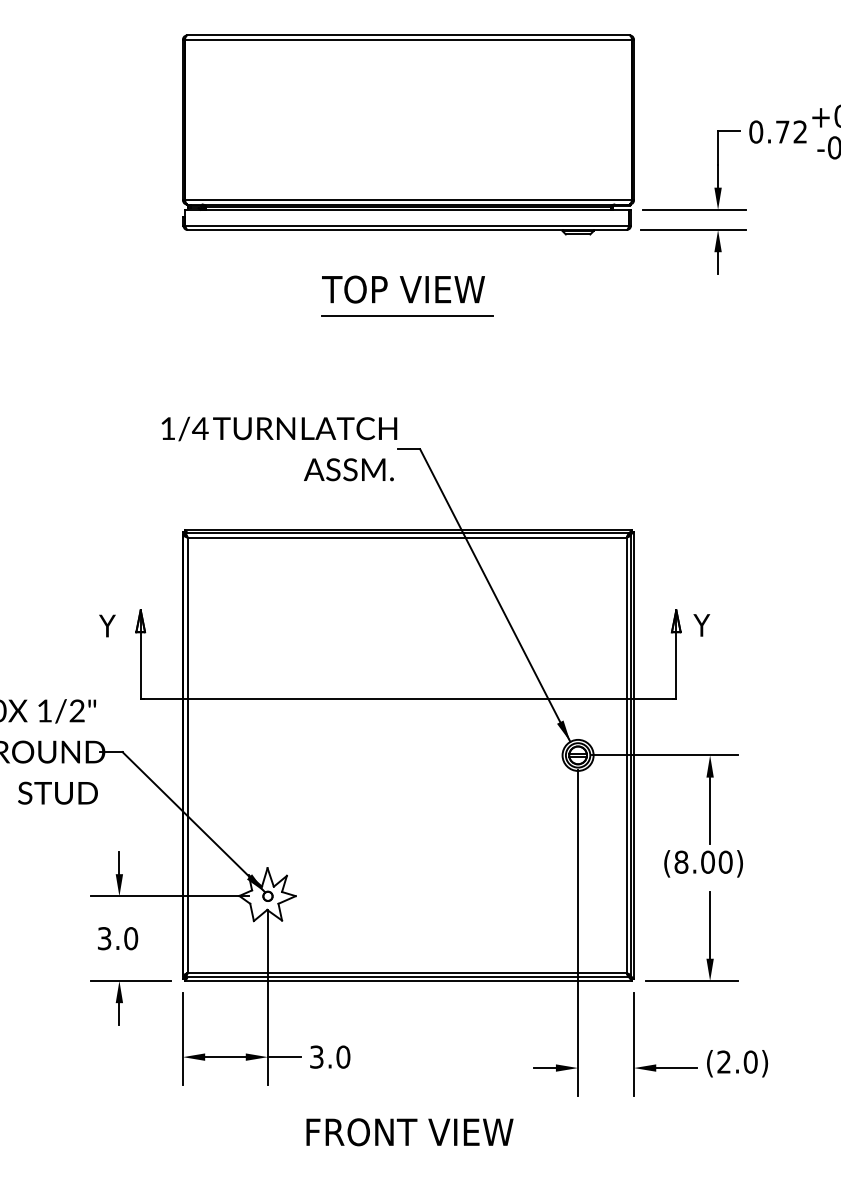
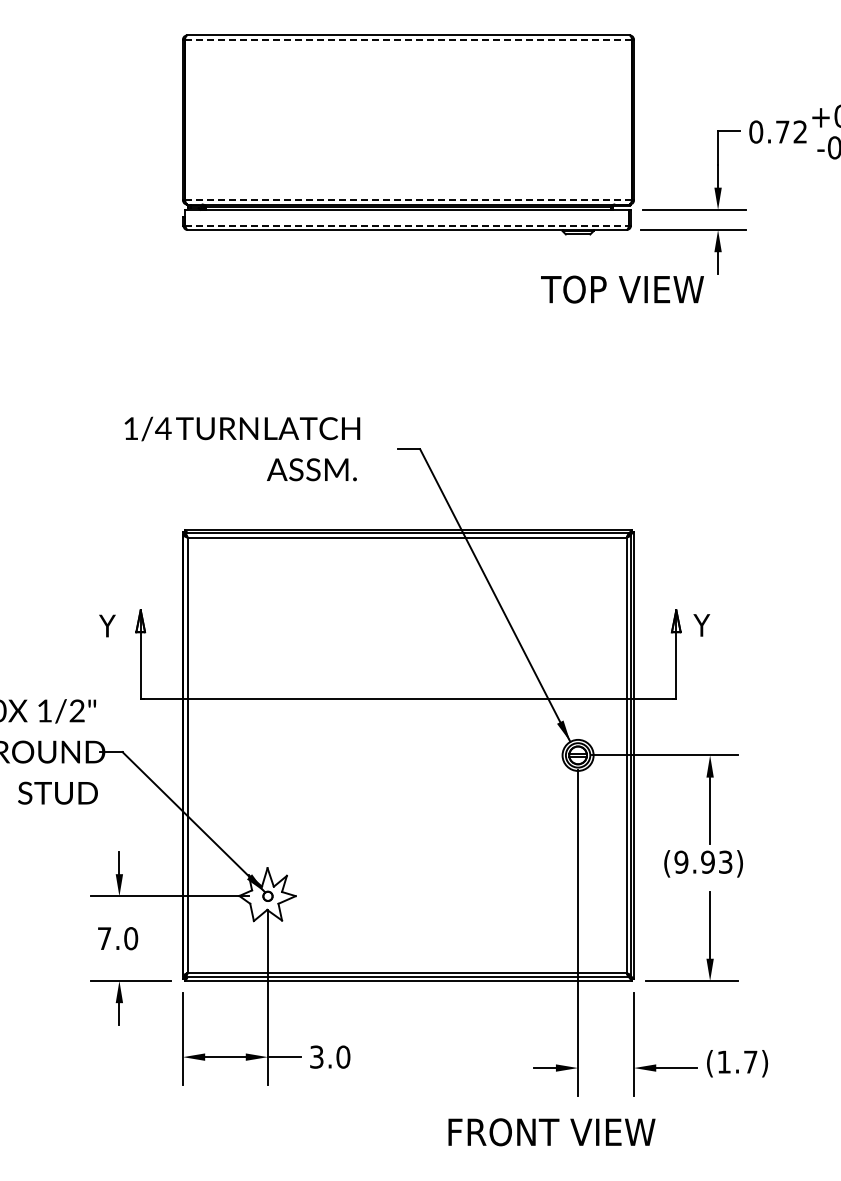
line: solid -> dashed (408, 39)
line: solid -> dashed (408, 200)
line: solid -> dashed (407, 225)
text position: (403, 289) -> (622, 289) (622, 289)
line: present -> none (407, 316)
text position: (279, 448) -> (242, 448) (242, 448)
text: (8.00) -> (9.93) (703, 861)
text: 3.0 -> 7.0 (104, 938)
text: (2.0) -> (1.7) (737, 1061)
text position: (409, 1132) -> (551, 1132) (551, 1132)
